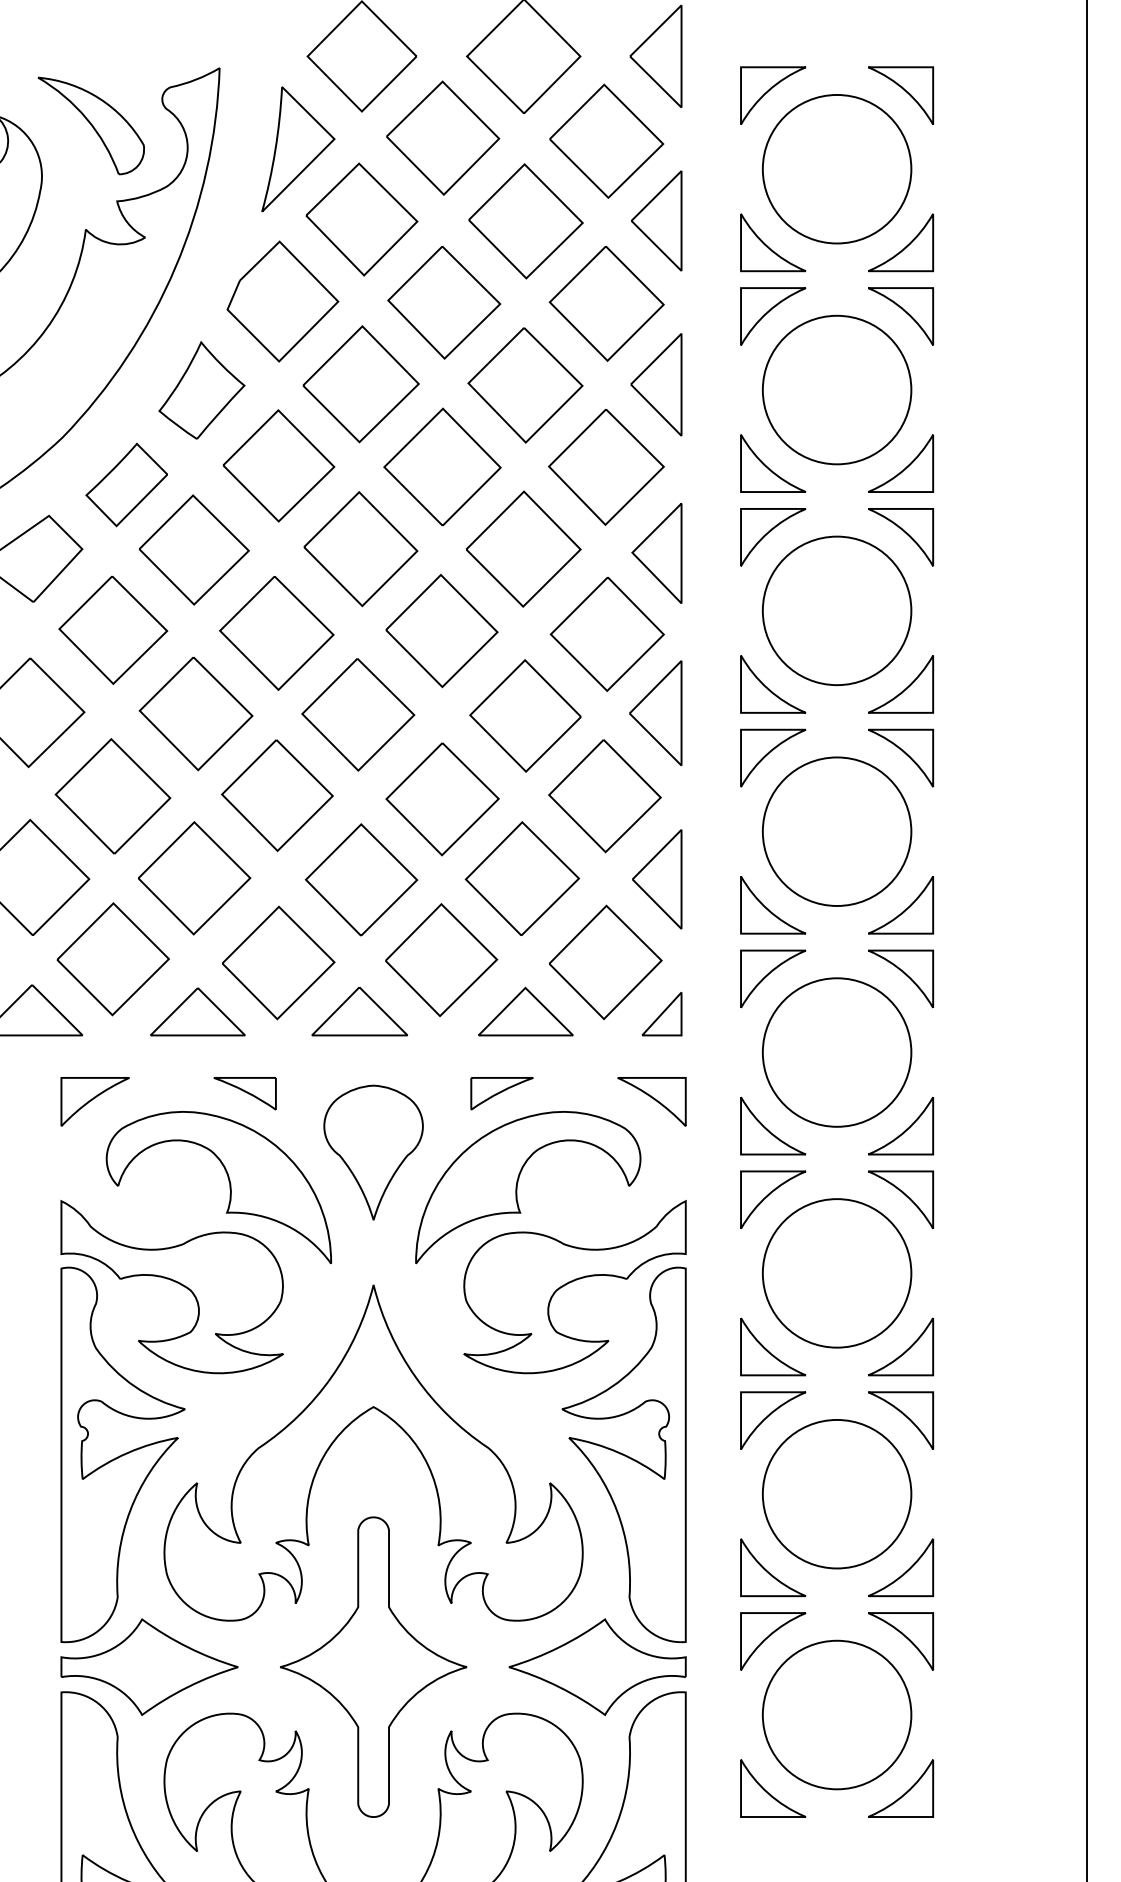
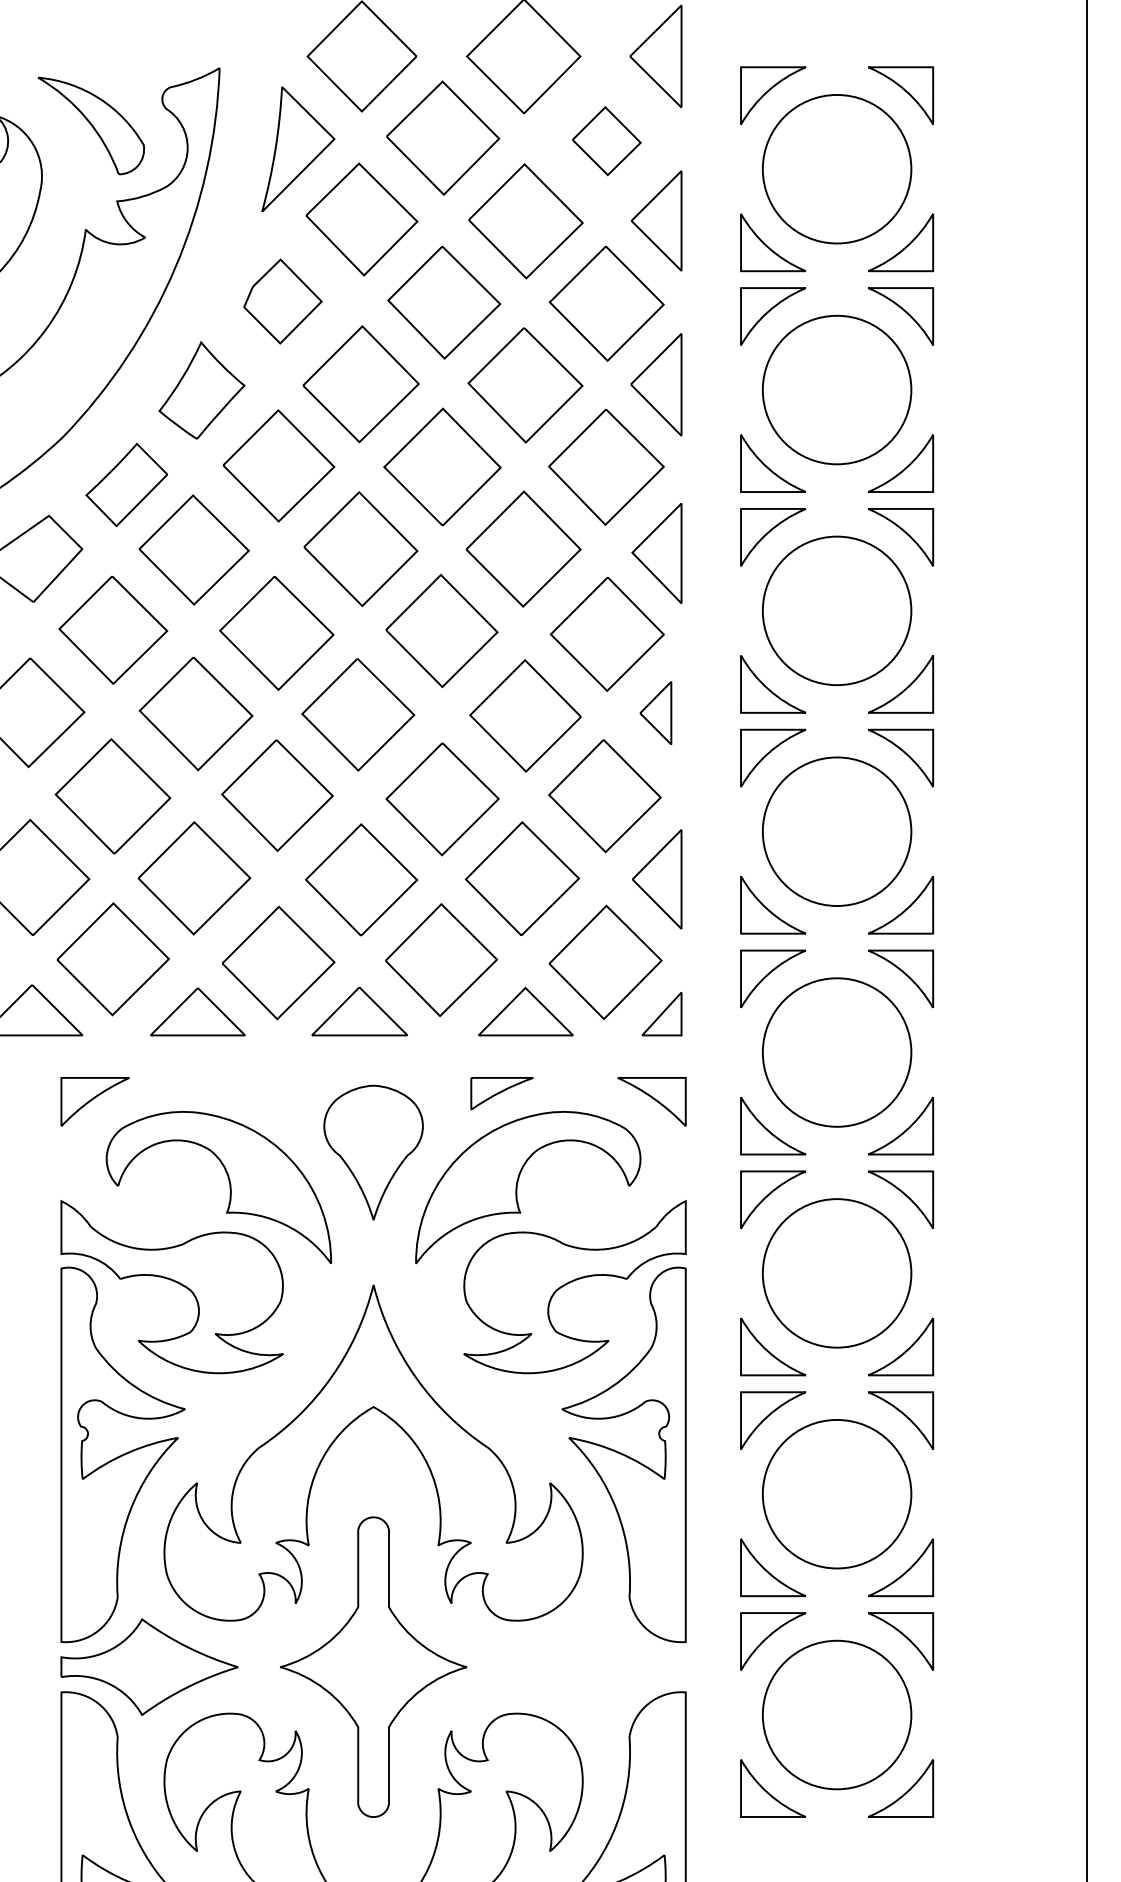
part size: 116x116 px -> 70x71 px (606, 141)
part size: 114x123 px -> 80x87 px (282, 301)
part size: 54x106 px -> 34x64 px (655, 712)
part: present -> none (244, 1093)
part: present -> none (597, 1667)
